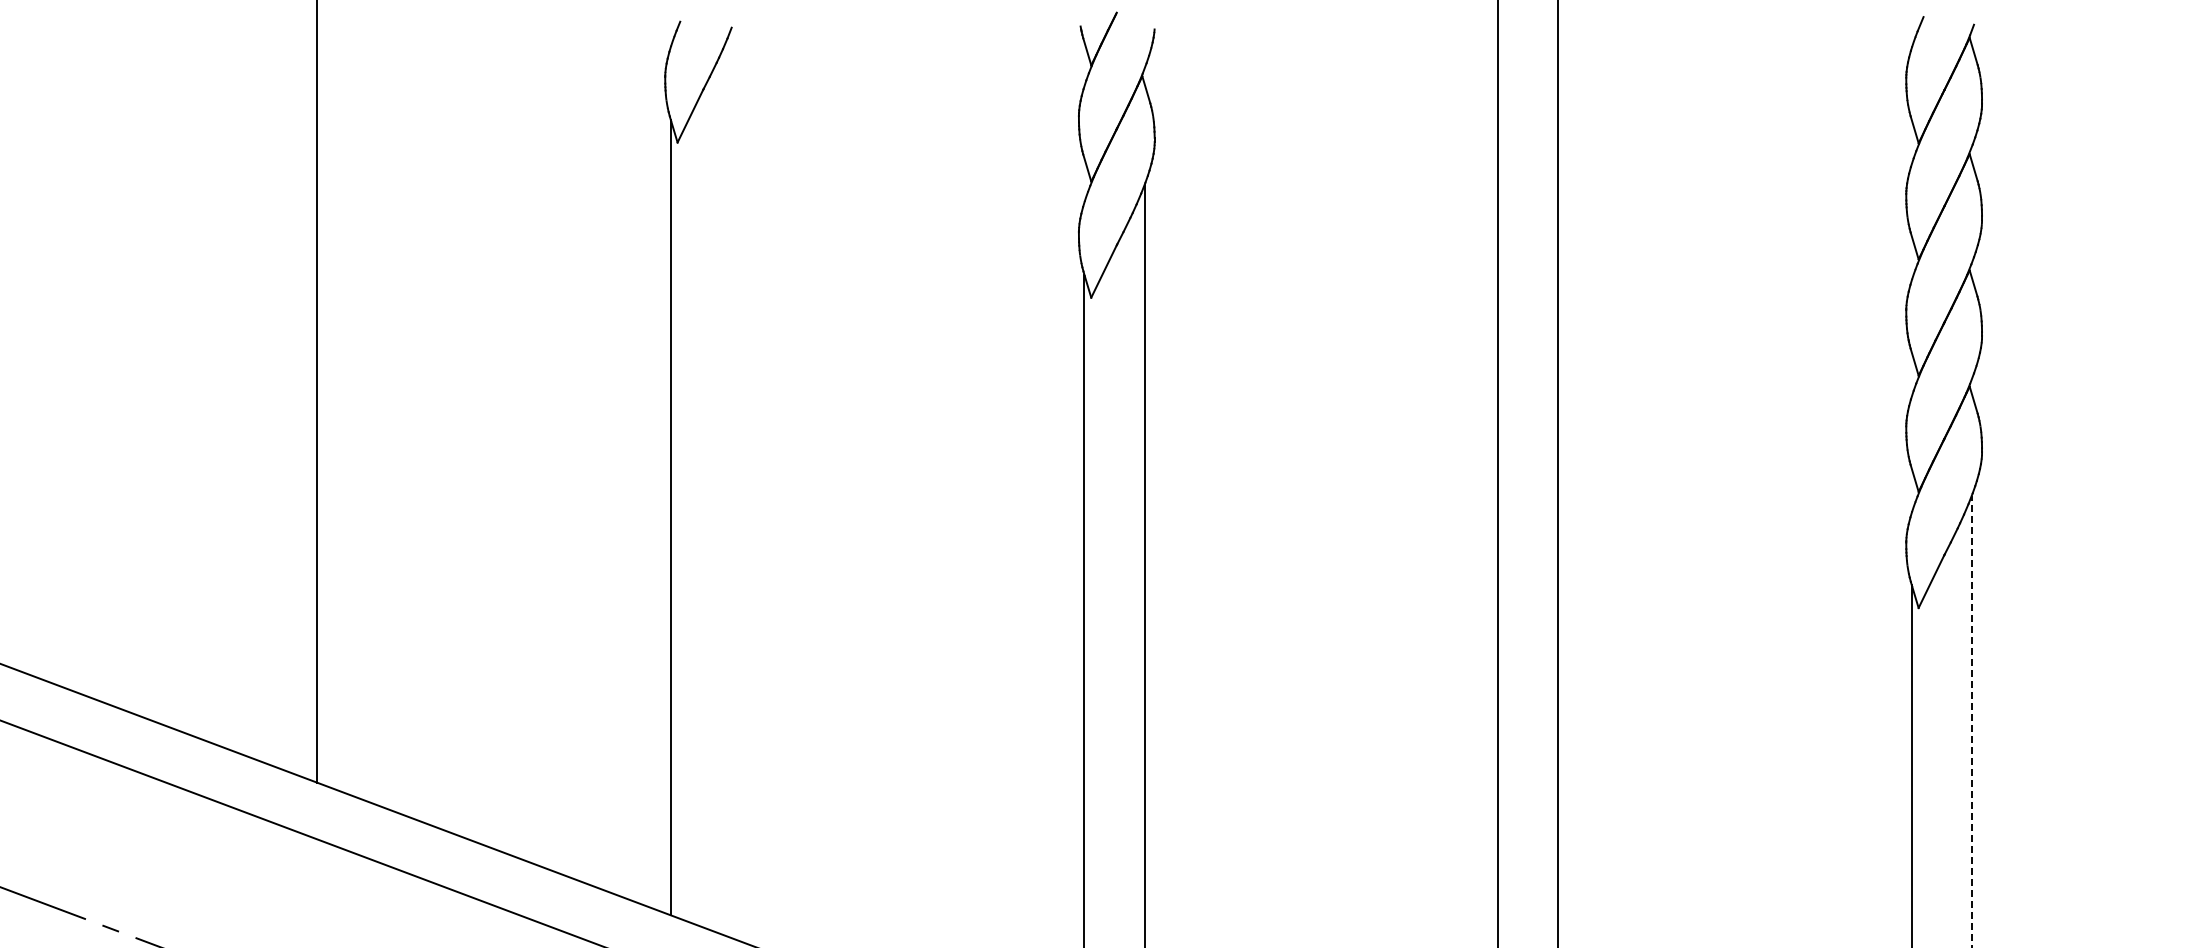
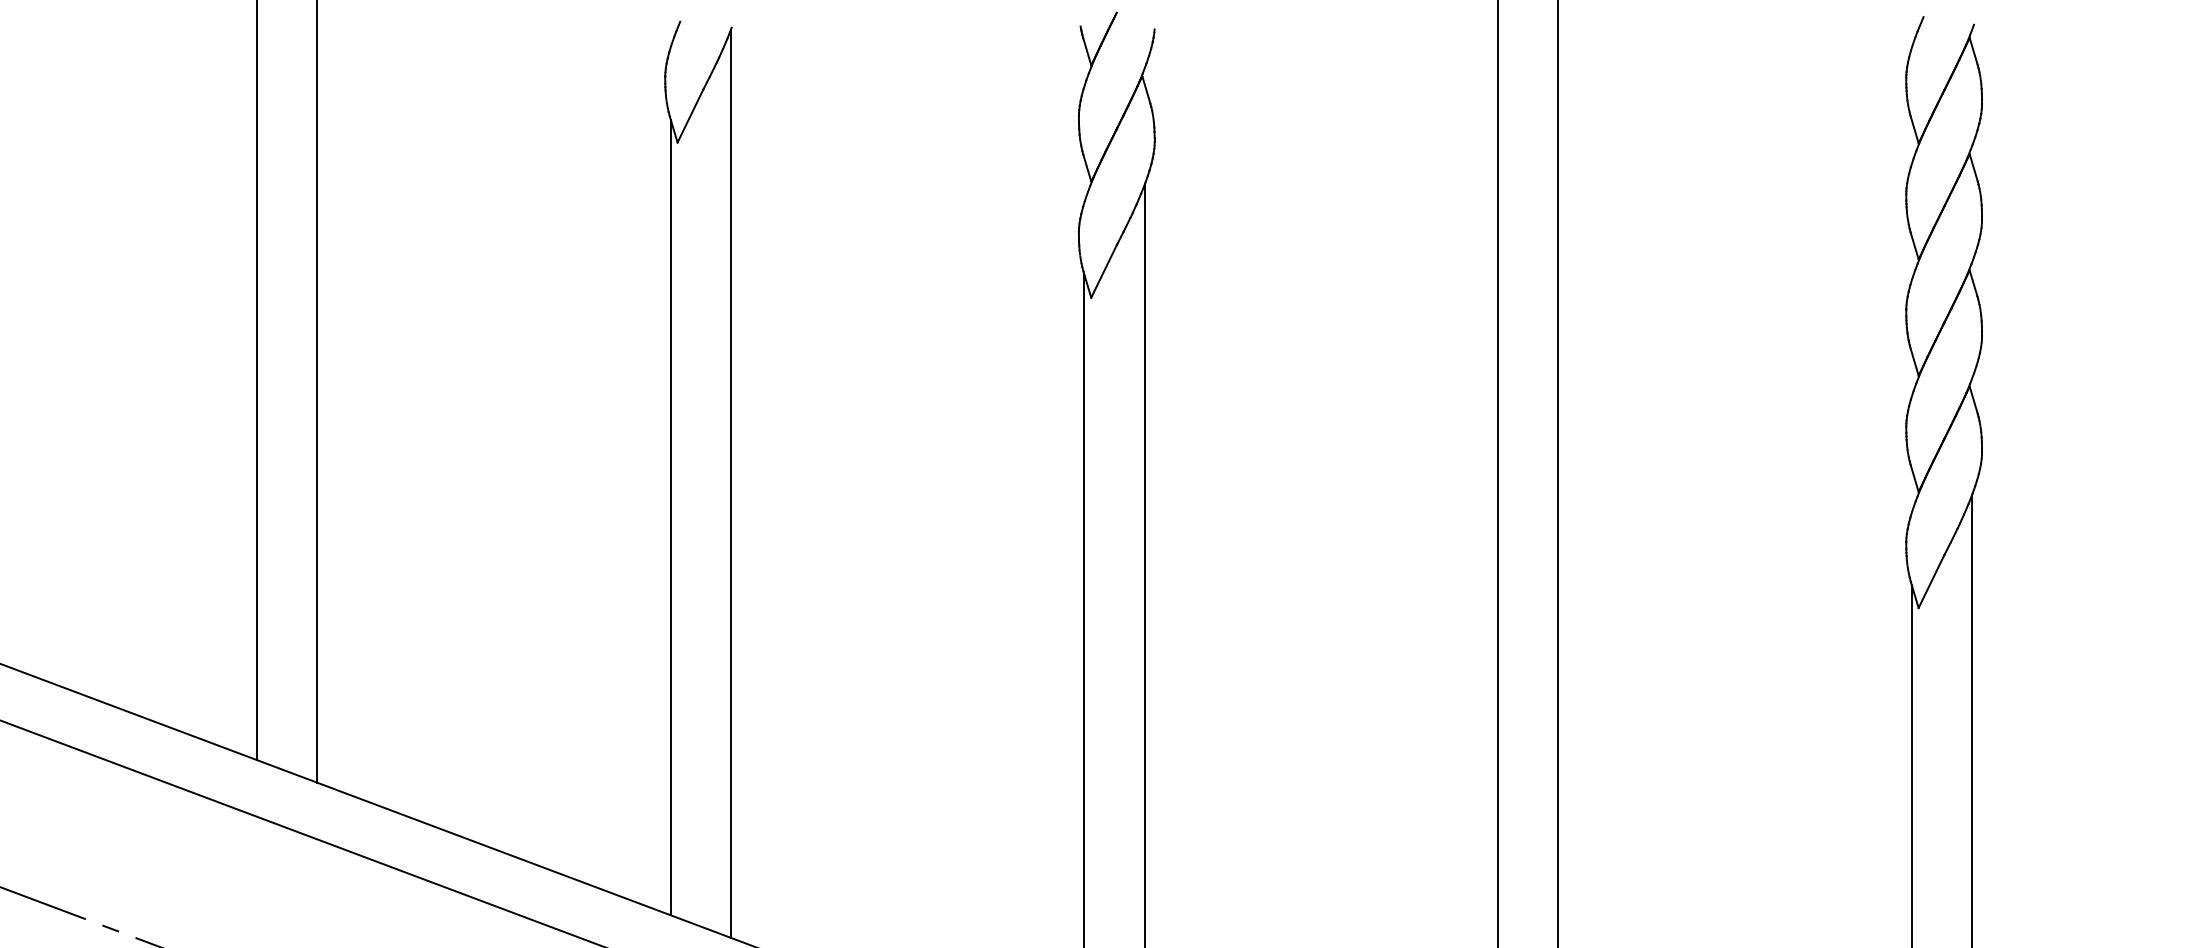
line: none -> present (257, 381)
line: none -> present (730, 483)
line: dashed -> solid (1971, 721)
